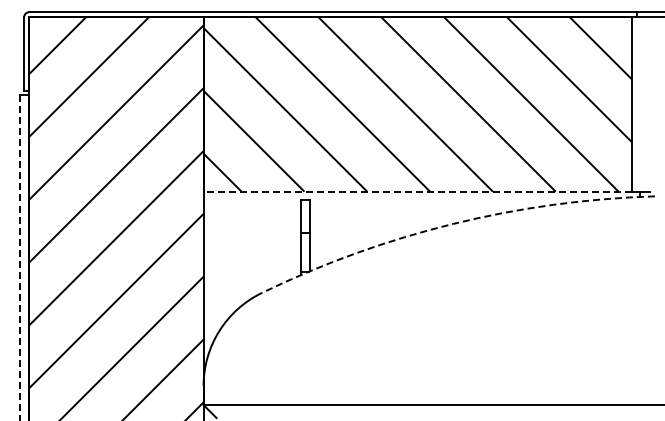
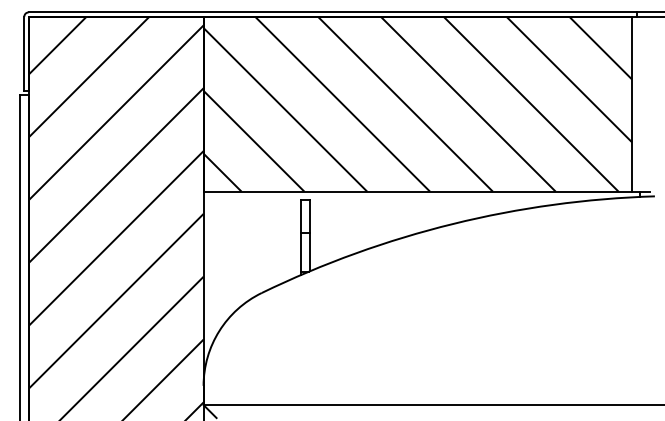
line: dashed -> solid (417, 191)
arc: dashed -> solid (453, 223)
line: dashed -> solid (19, 258)
